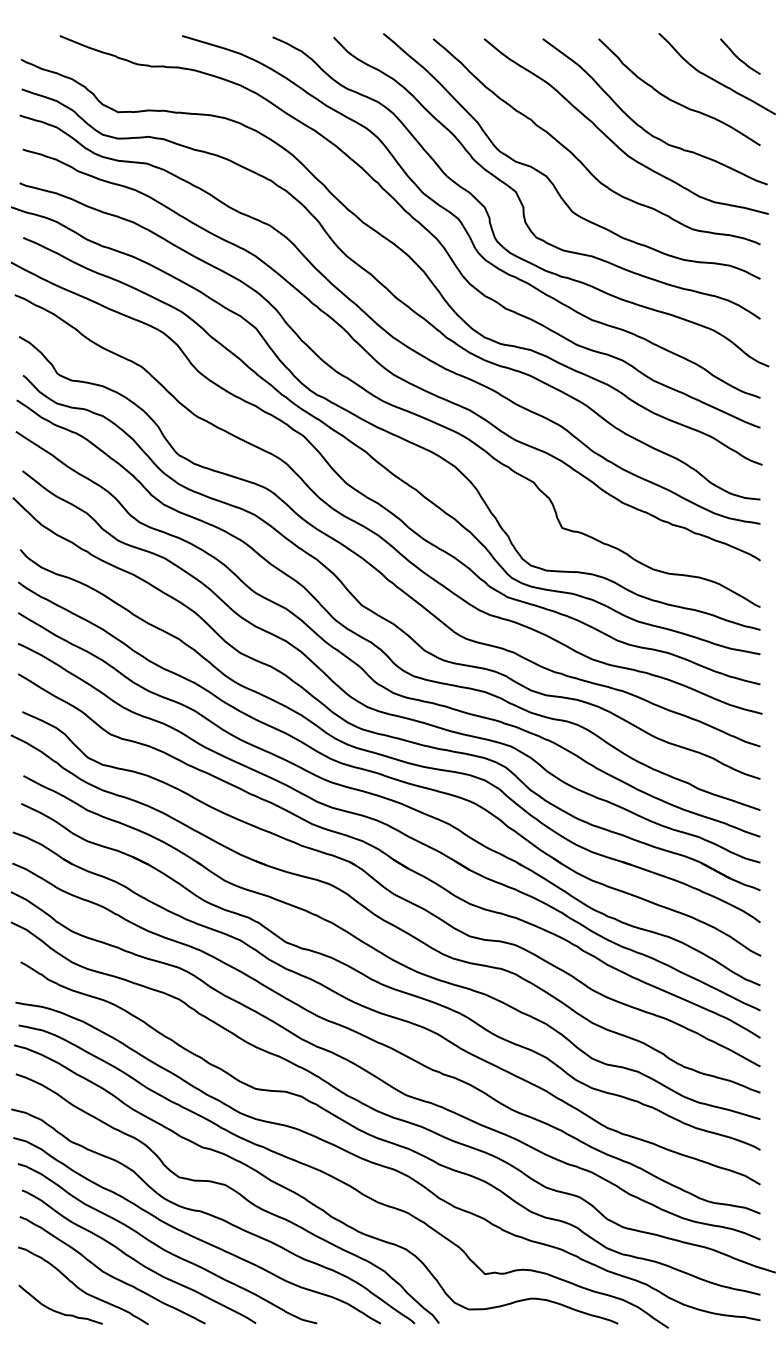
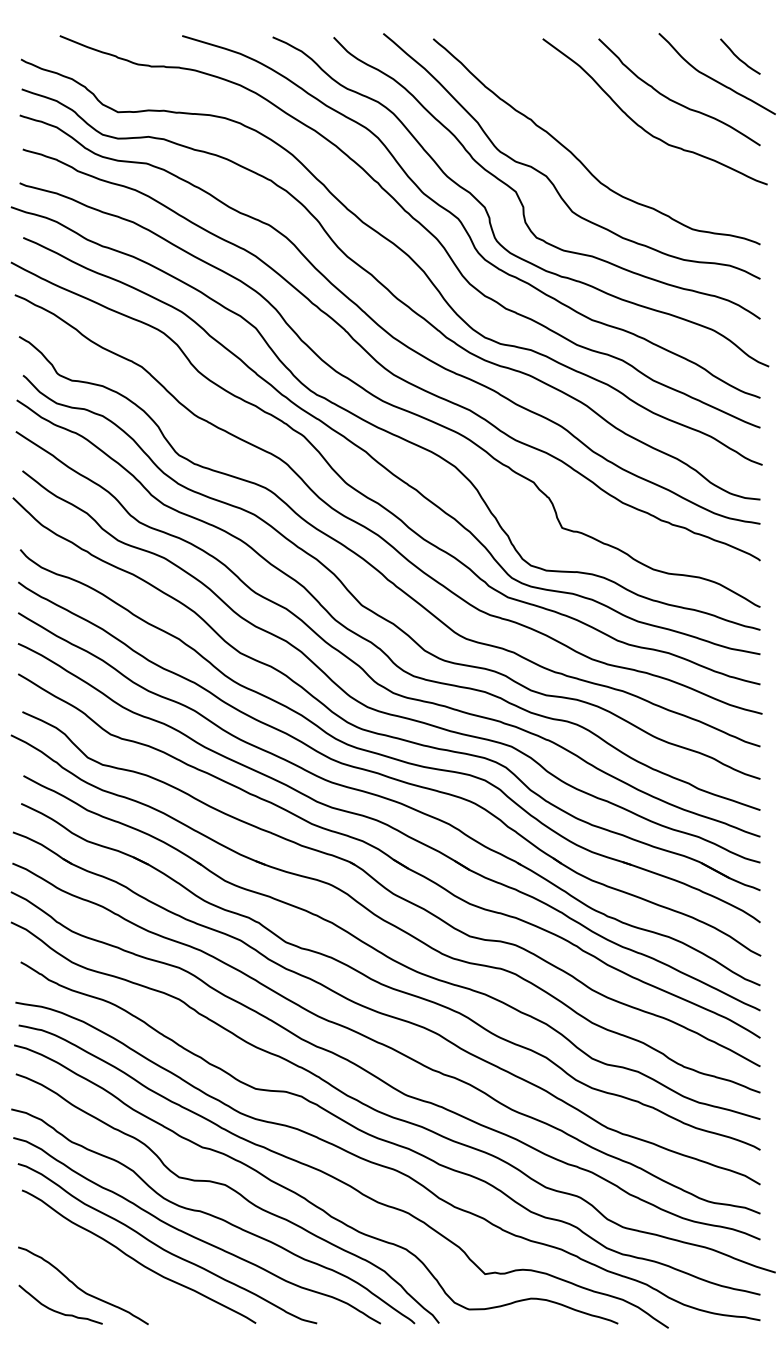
curve: present -> none (611, 139)
curve: present -> none (110, 1274)
